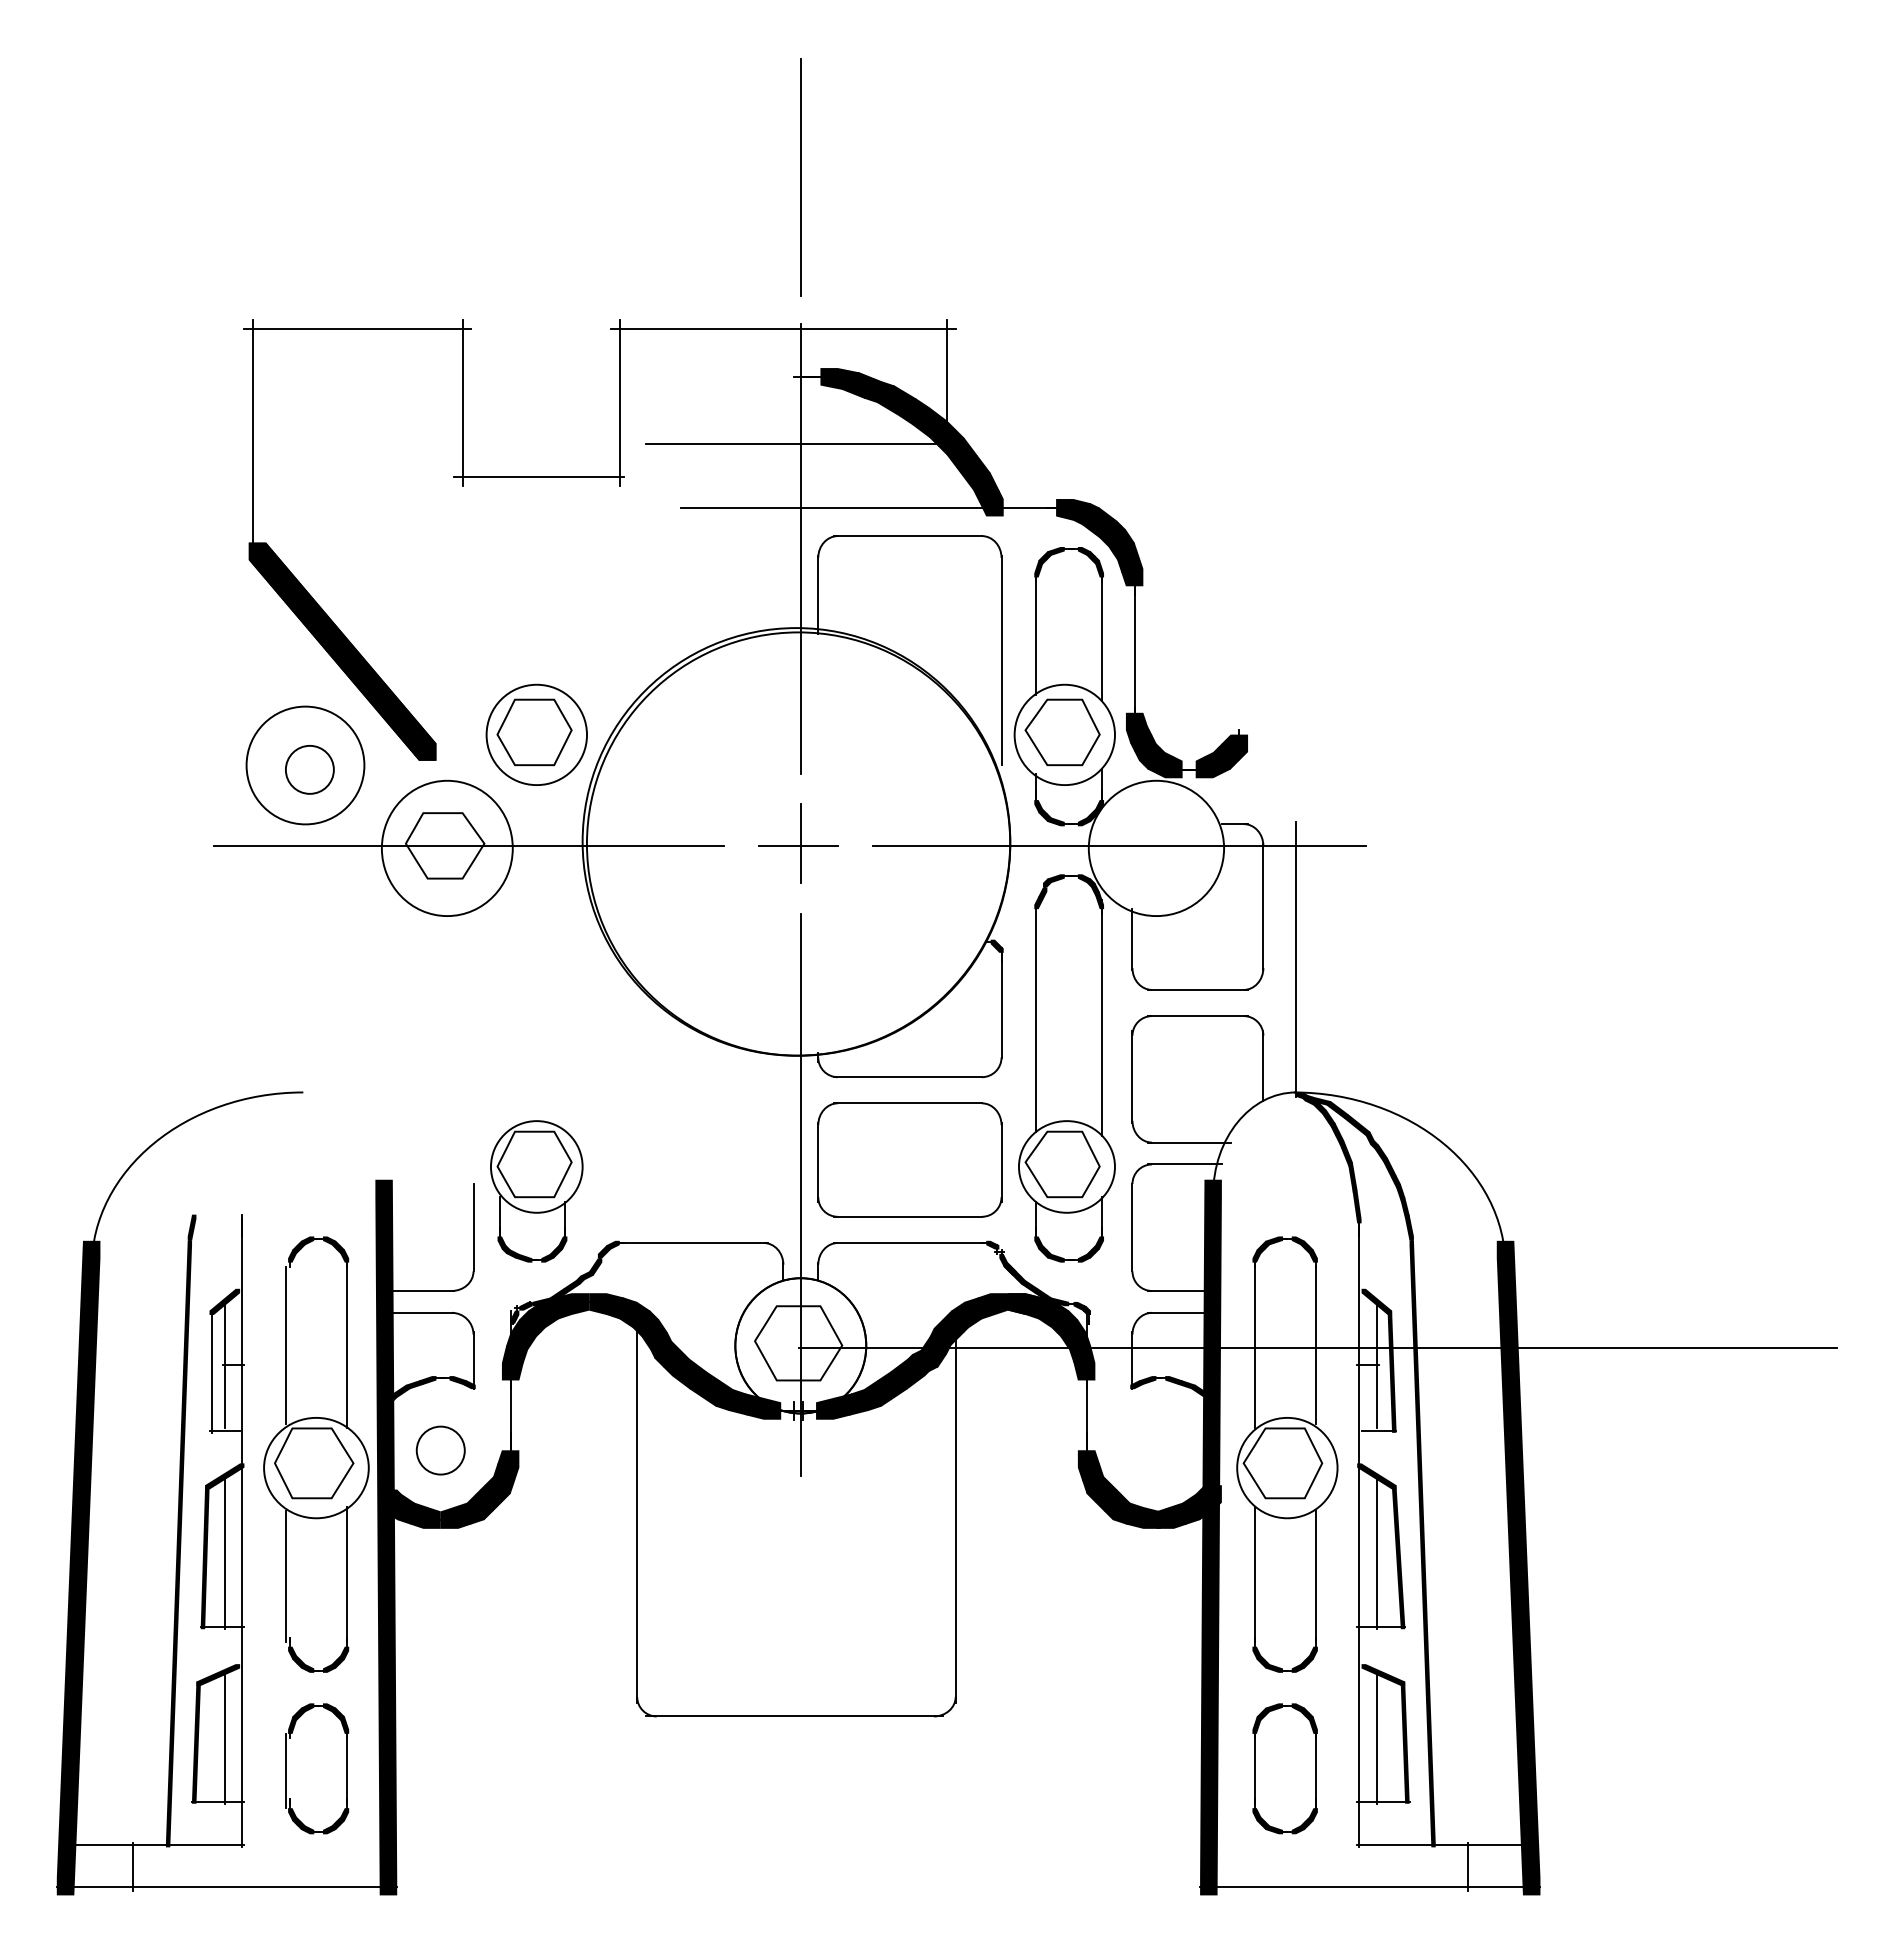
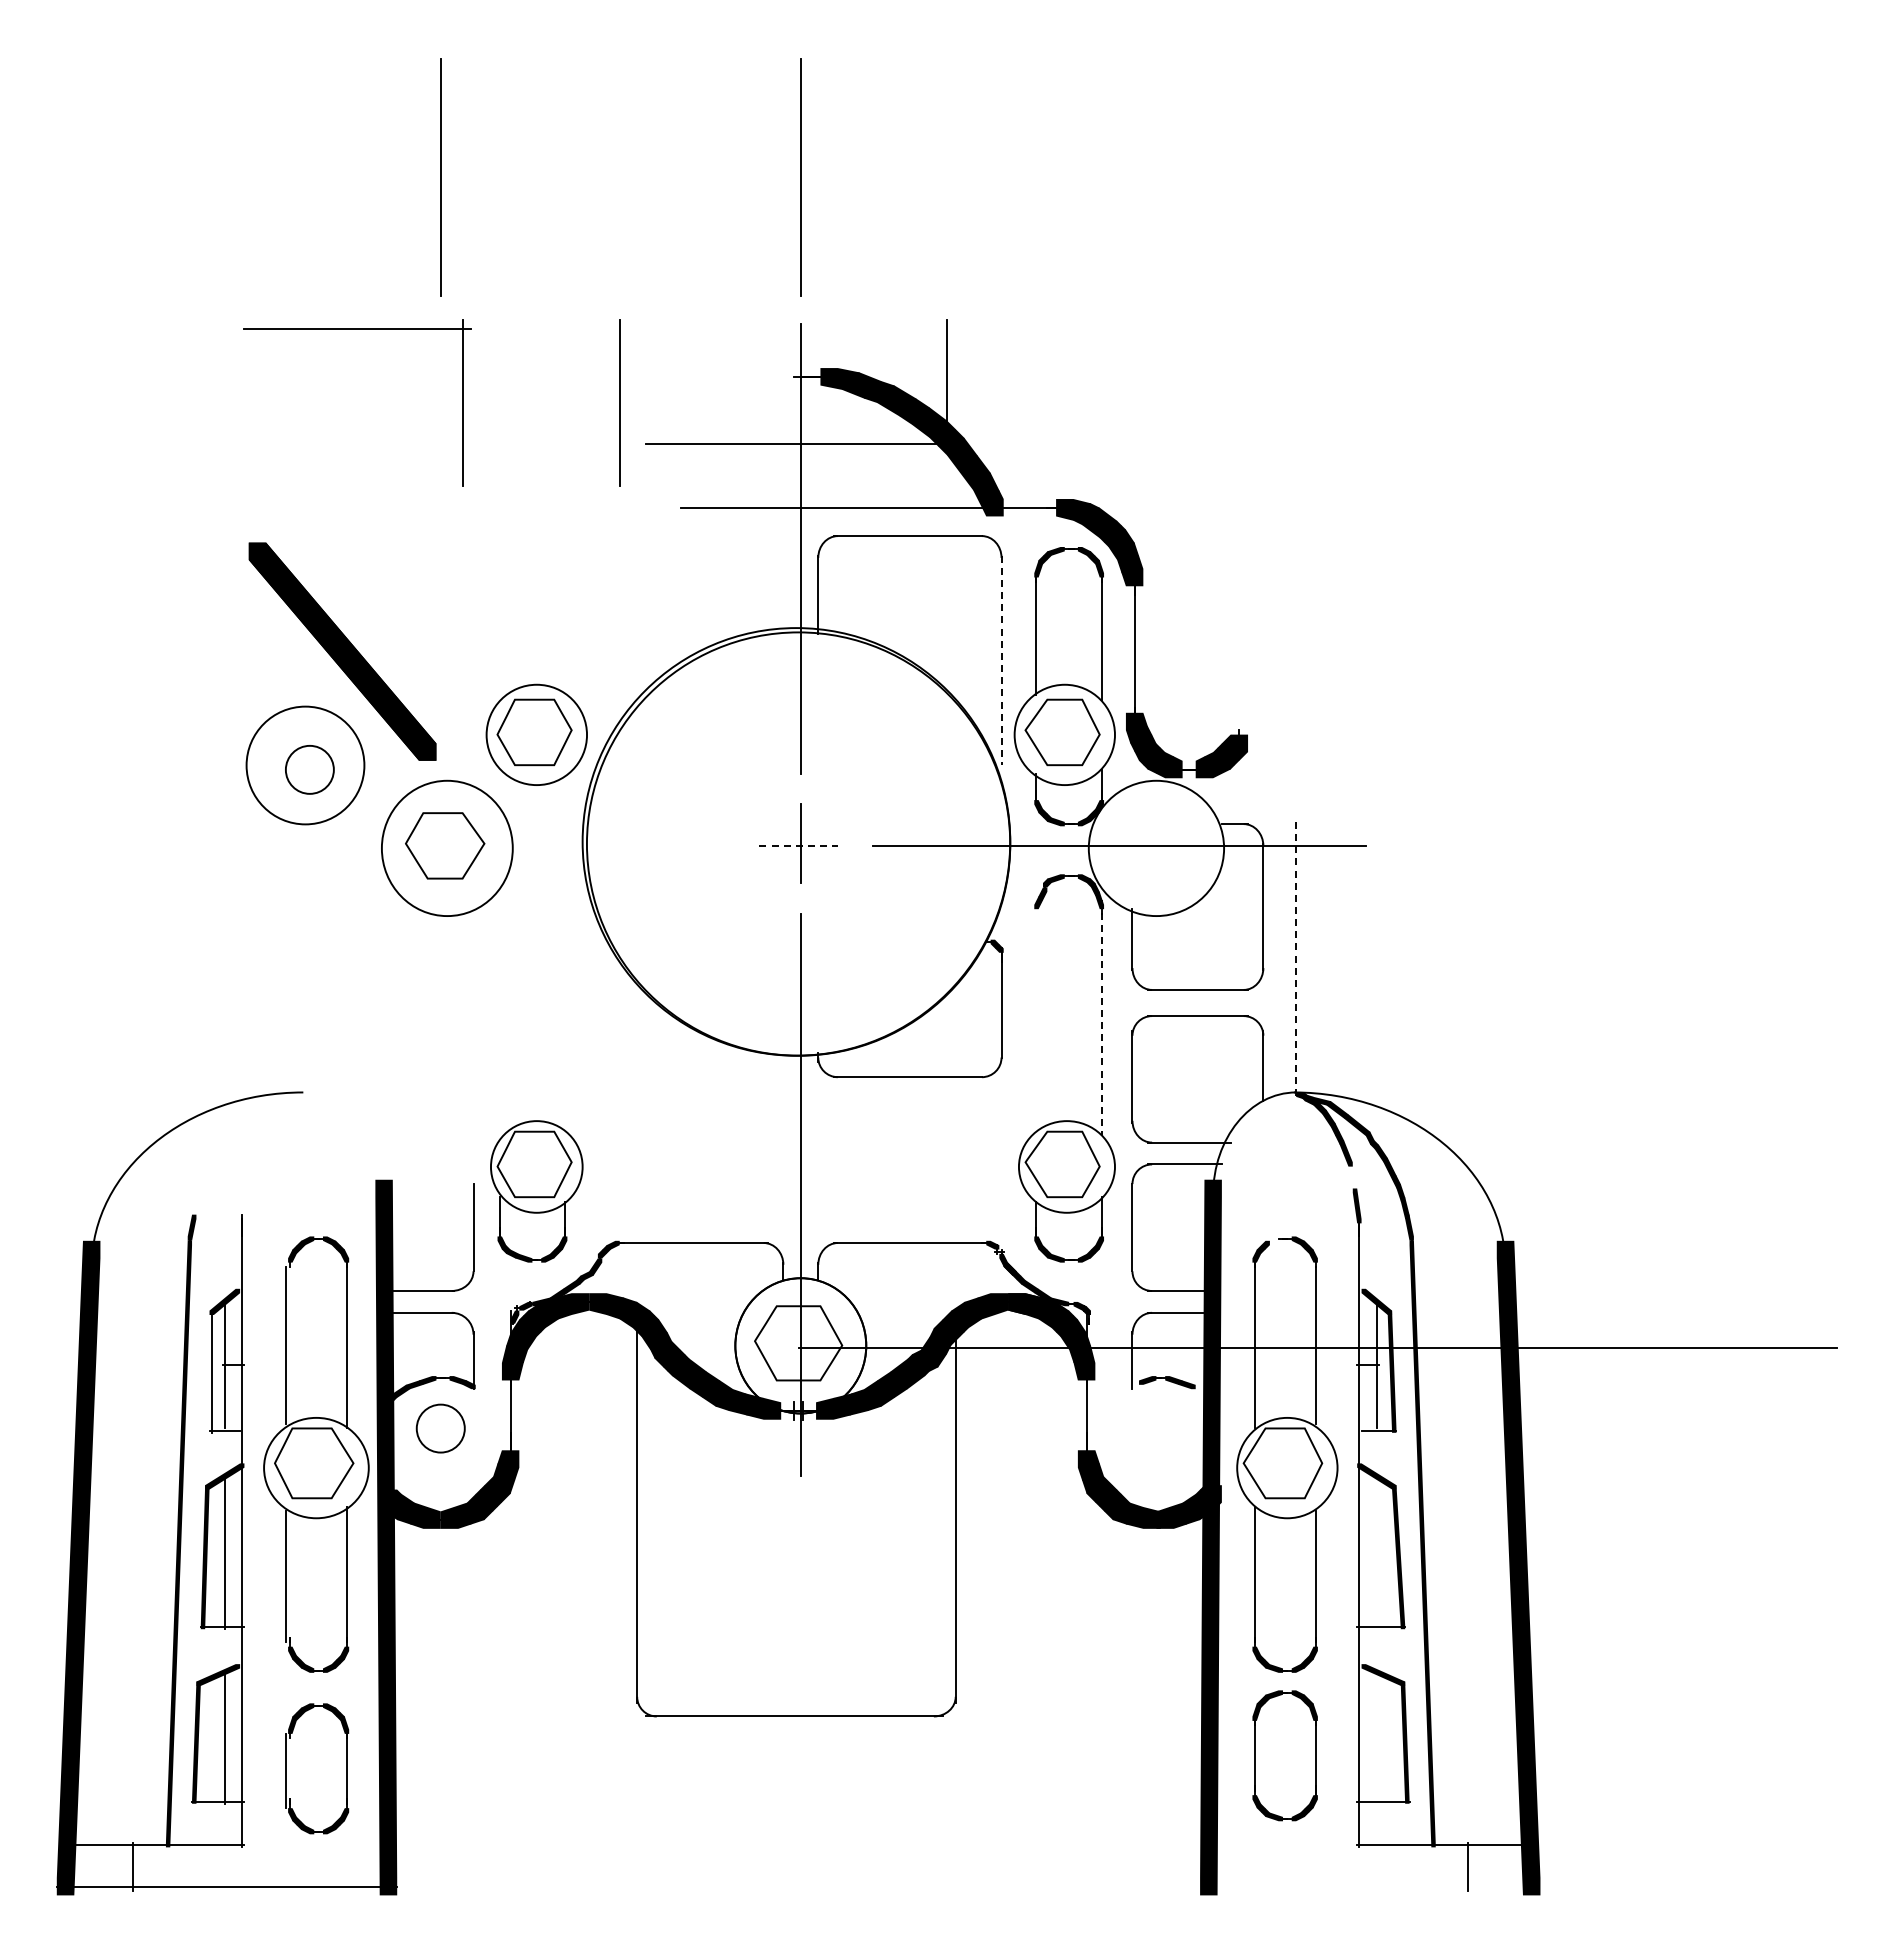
line: none -> present (440, 177)
line: present -> none (782, 328)
line: present -> none (253, 435)
line: present -> none (538, 477)
line: solid -> dashed (1001, 660)
line: present -> none (468, 845)
line: solid -> dashed (799, 845)
line: solid -> dashed (1296, 959)
line: present -> none (1036, 1017)
line: solid -> dashed (1101, 1018)
part: present -> none (909, 1159)
fill: present -> none (1352, 1177)
fill: present -> none (1274, 1240)
fill: present -> none (1136, 1384)
fill: present -> none (1199, 1390)
part position: (440, 1450) -> (440, 1428) (440, 1428)
line: present -> none (1376, 1552)
line: present -> none (1376, 1737)
part position: (1284, 1768) -> (1284, 1755) (1284, 1755)
line: present -> none (1370, 1886)
